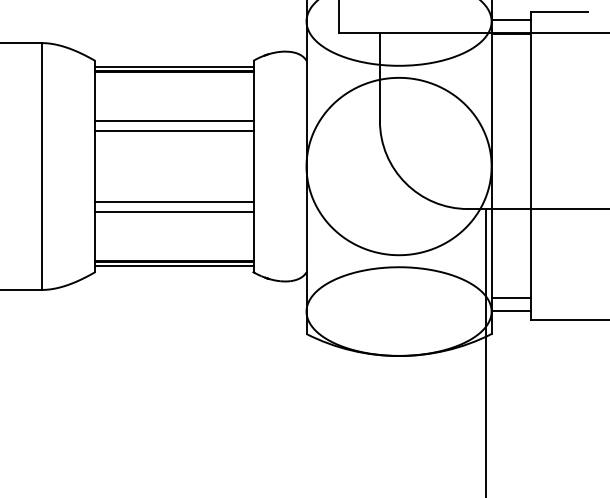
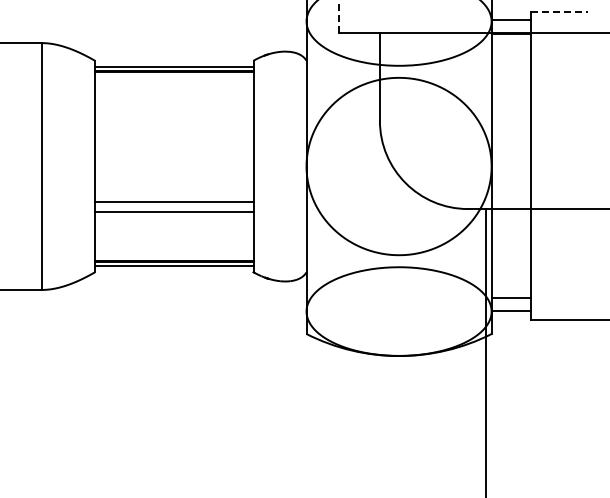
line: solid -> dashed (559, 11)
line: solid -> dashed (338, 16)
line: present -> none (173, 120)
line: present -> none (173, 131)
